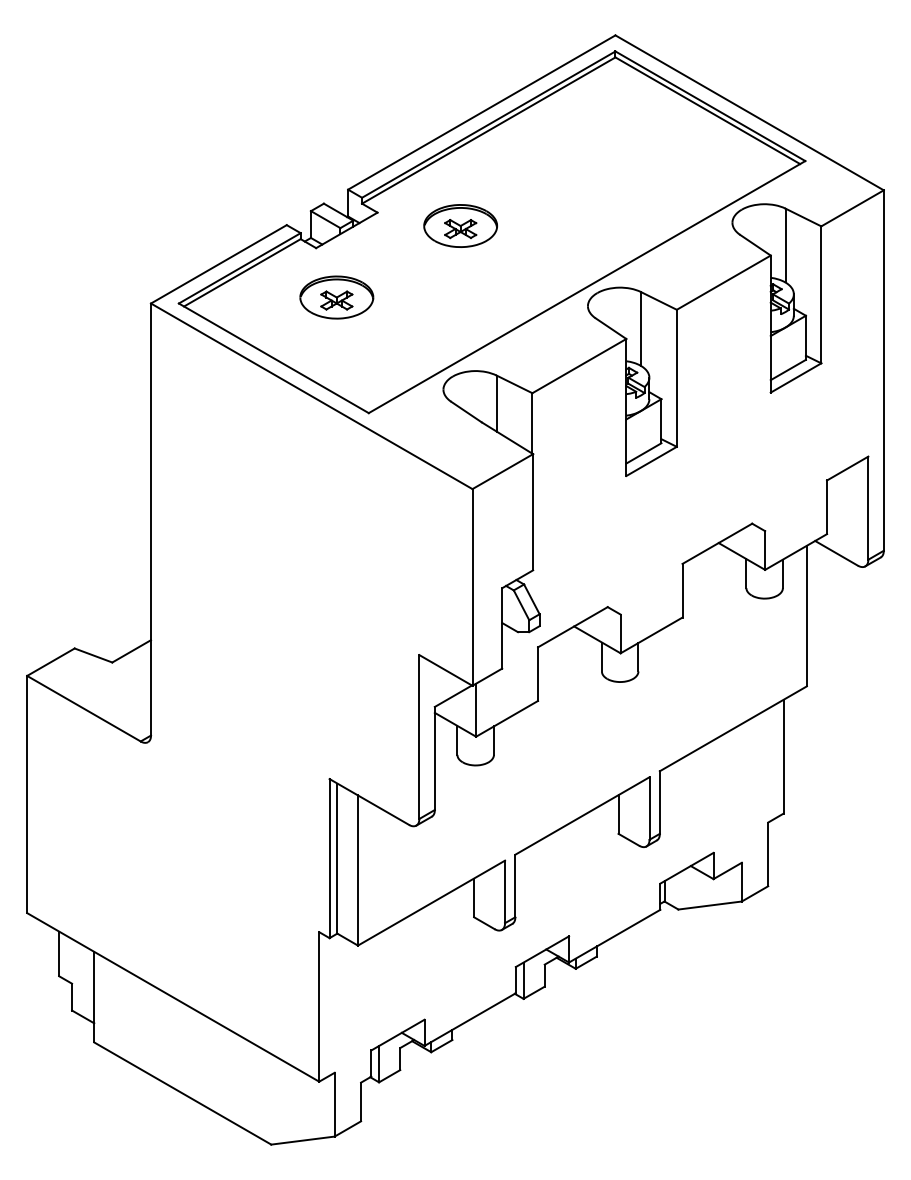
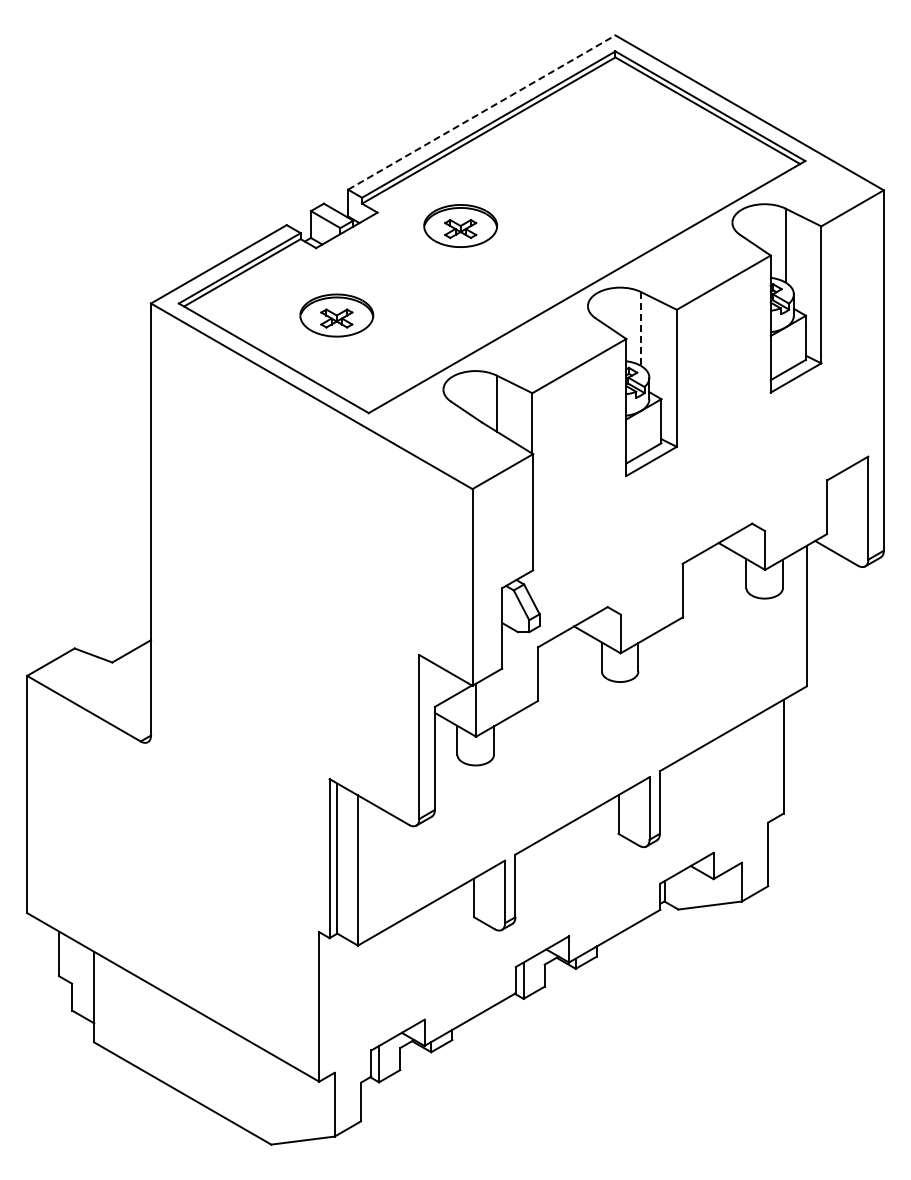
line: solid -> dashed (482, 112)
part position: (336, 297) -> (336, 315) (336, 315)
line: solid -> dashed (641, 328)
